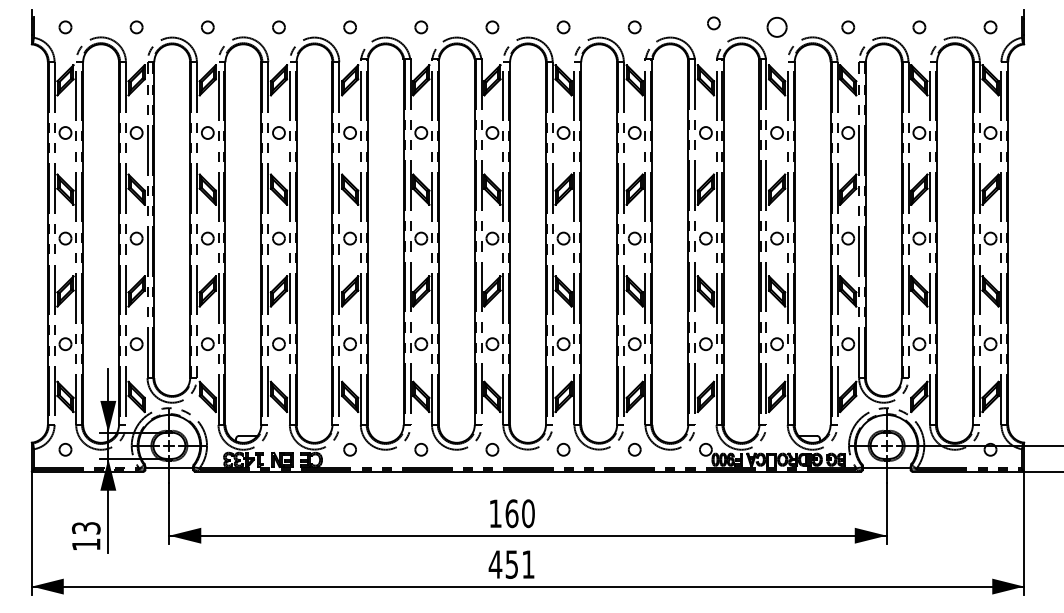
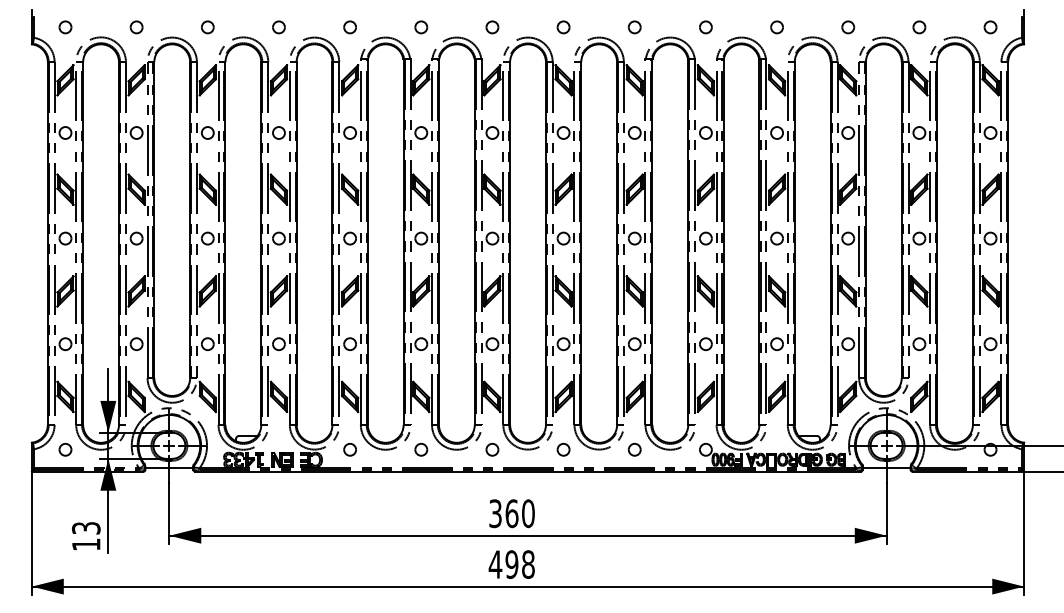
part position: (713, 23) -> (705, 27) (705, 27)
part size: 22x21 px -> 14x15 px (776, 27)
text: 160 -> 360 (495, 513)
text: 451 -> 498 (519, 564)
